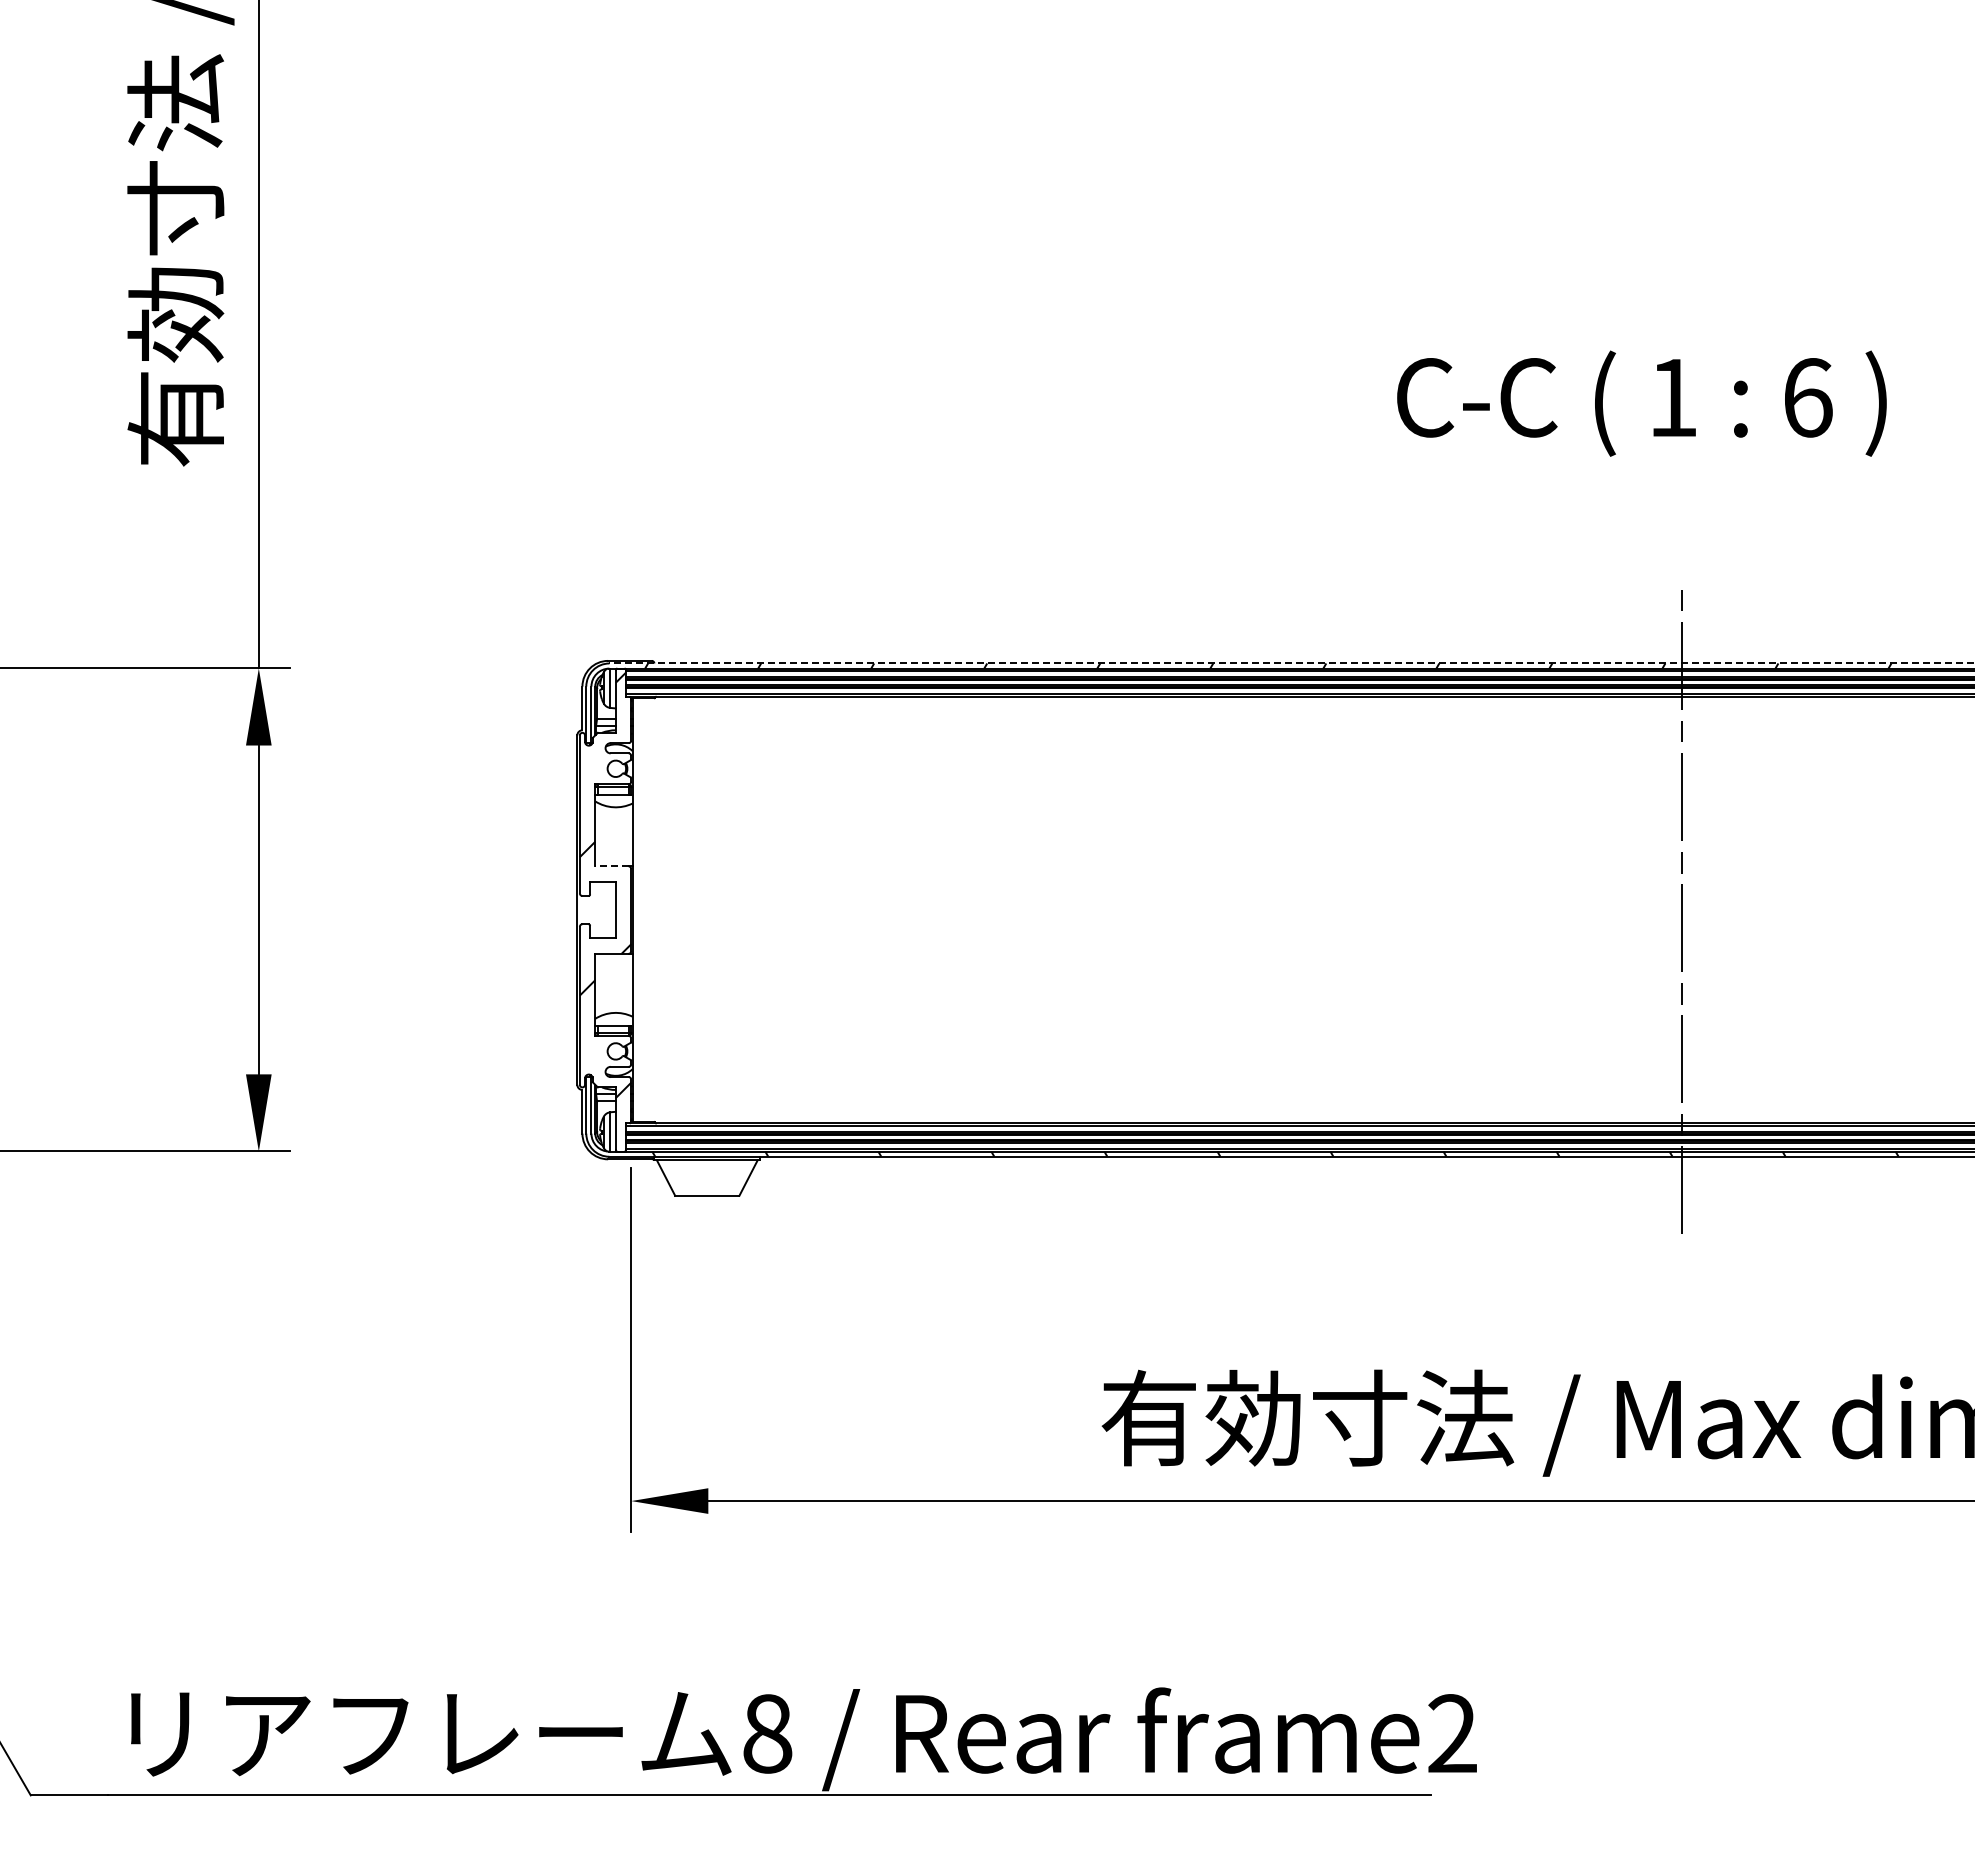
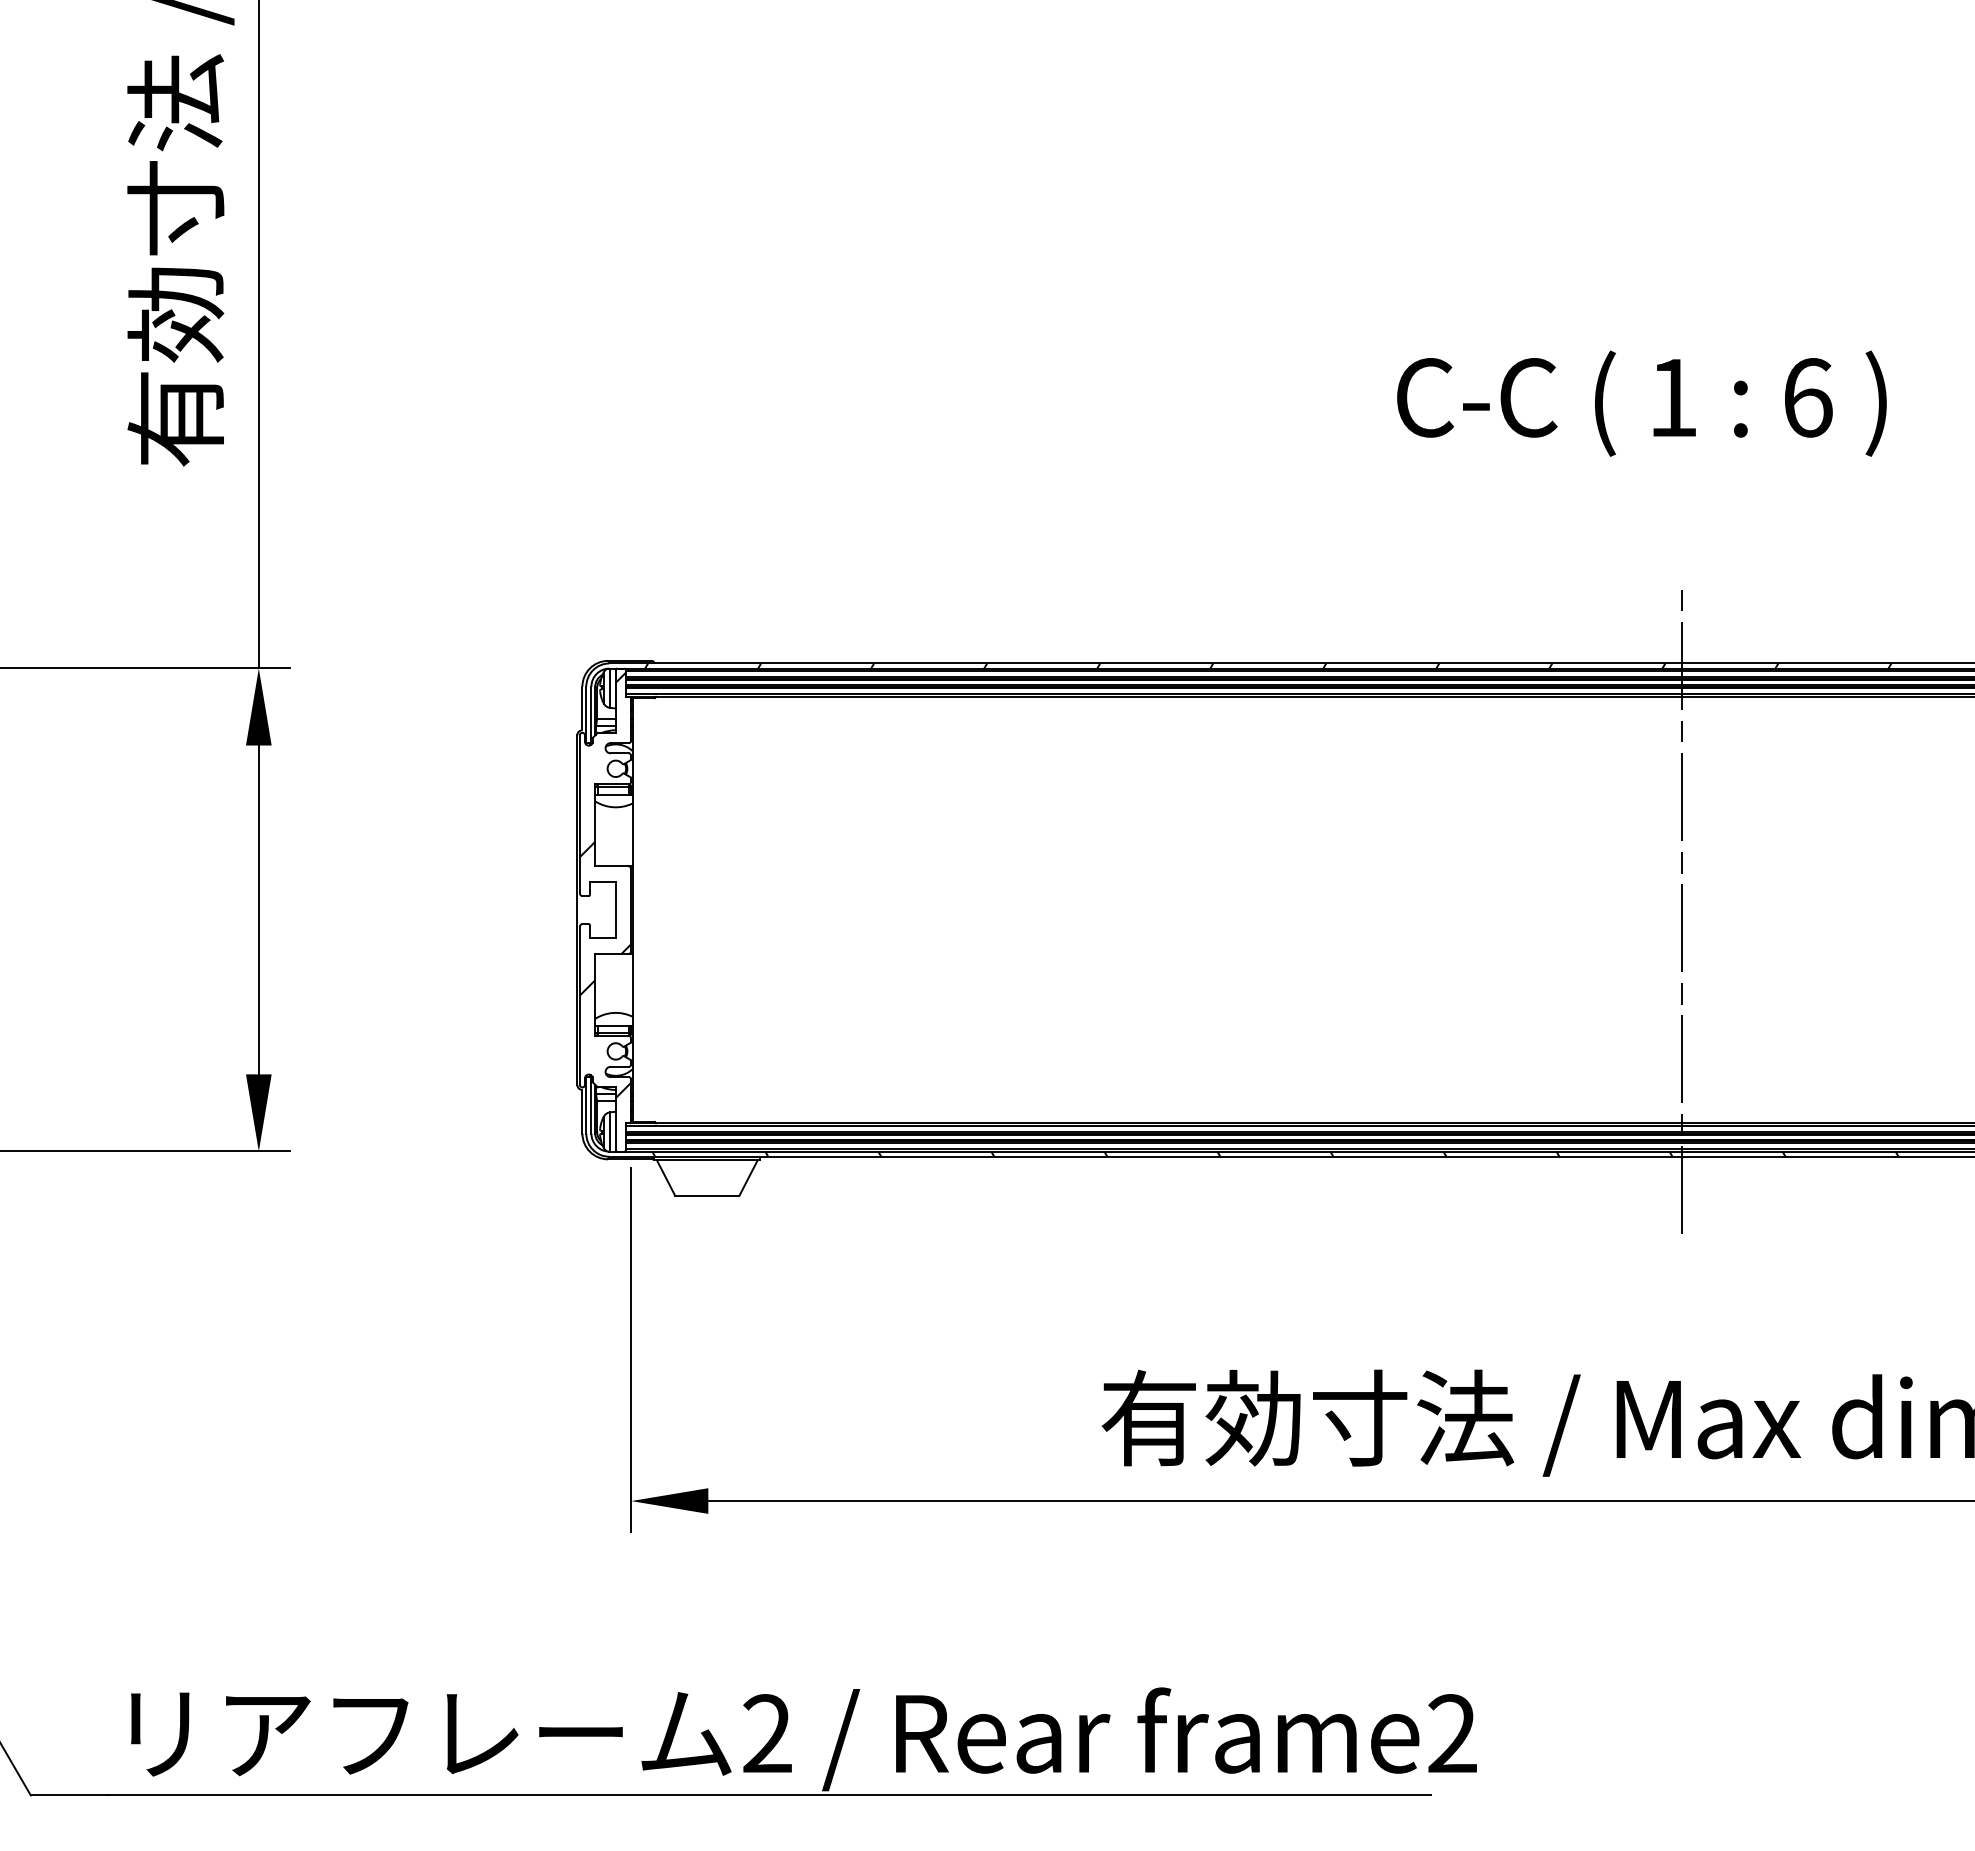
line: dashed -> solid (1292, 663)
line: dashed -> solid (611, 866)
text: 8 -> 2 (767, 1733)
